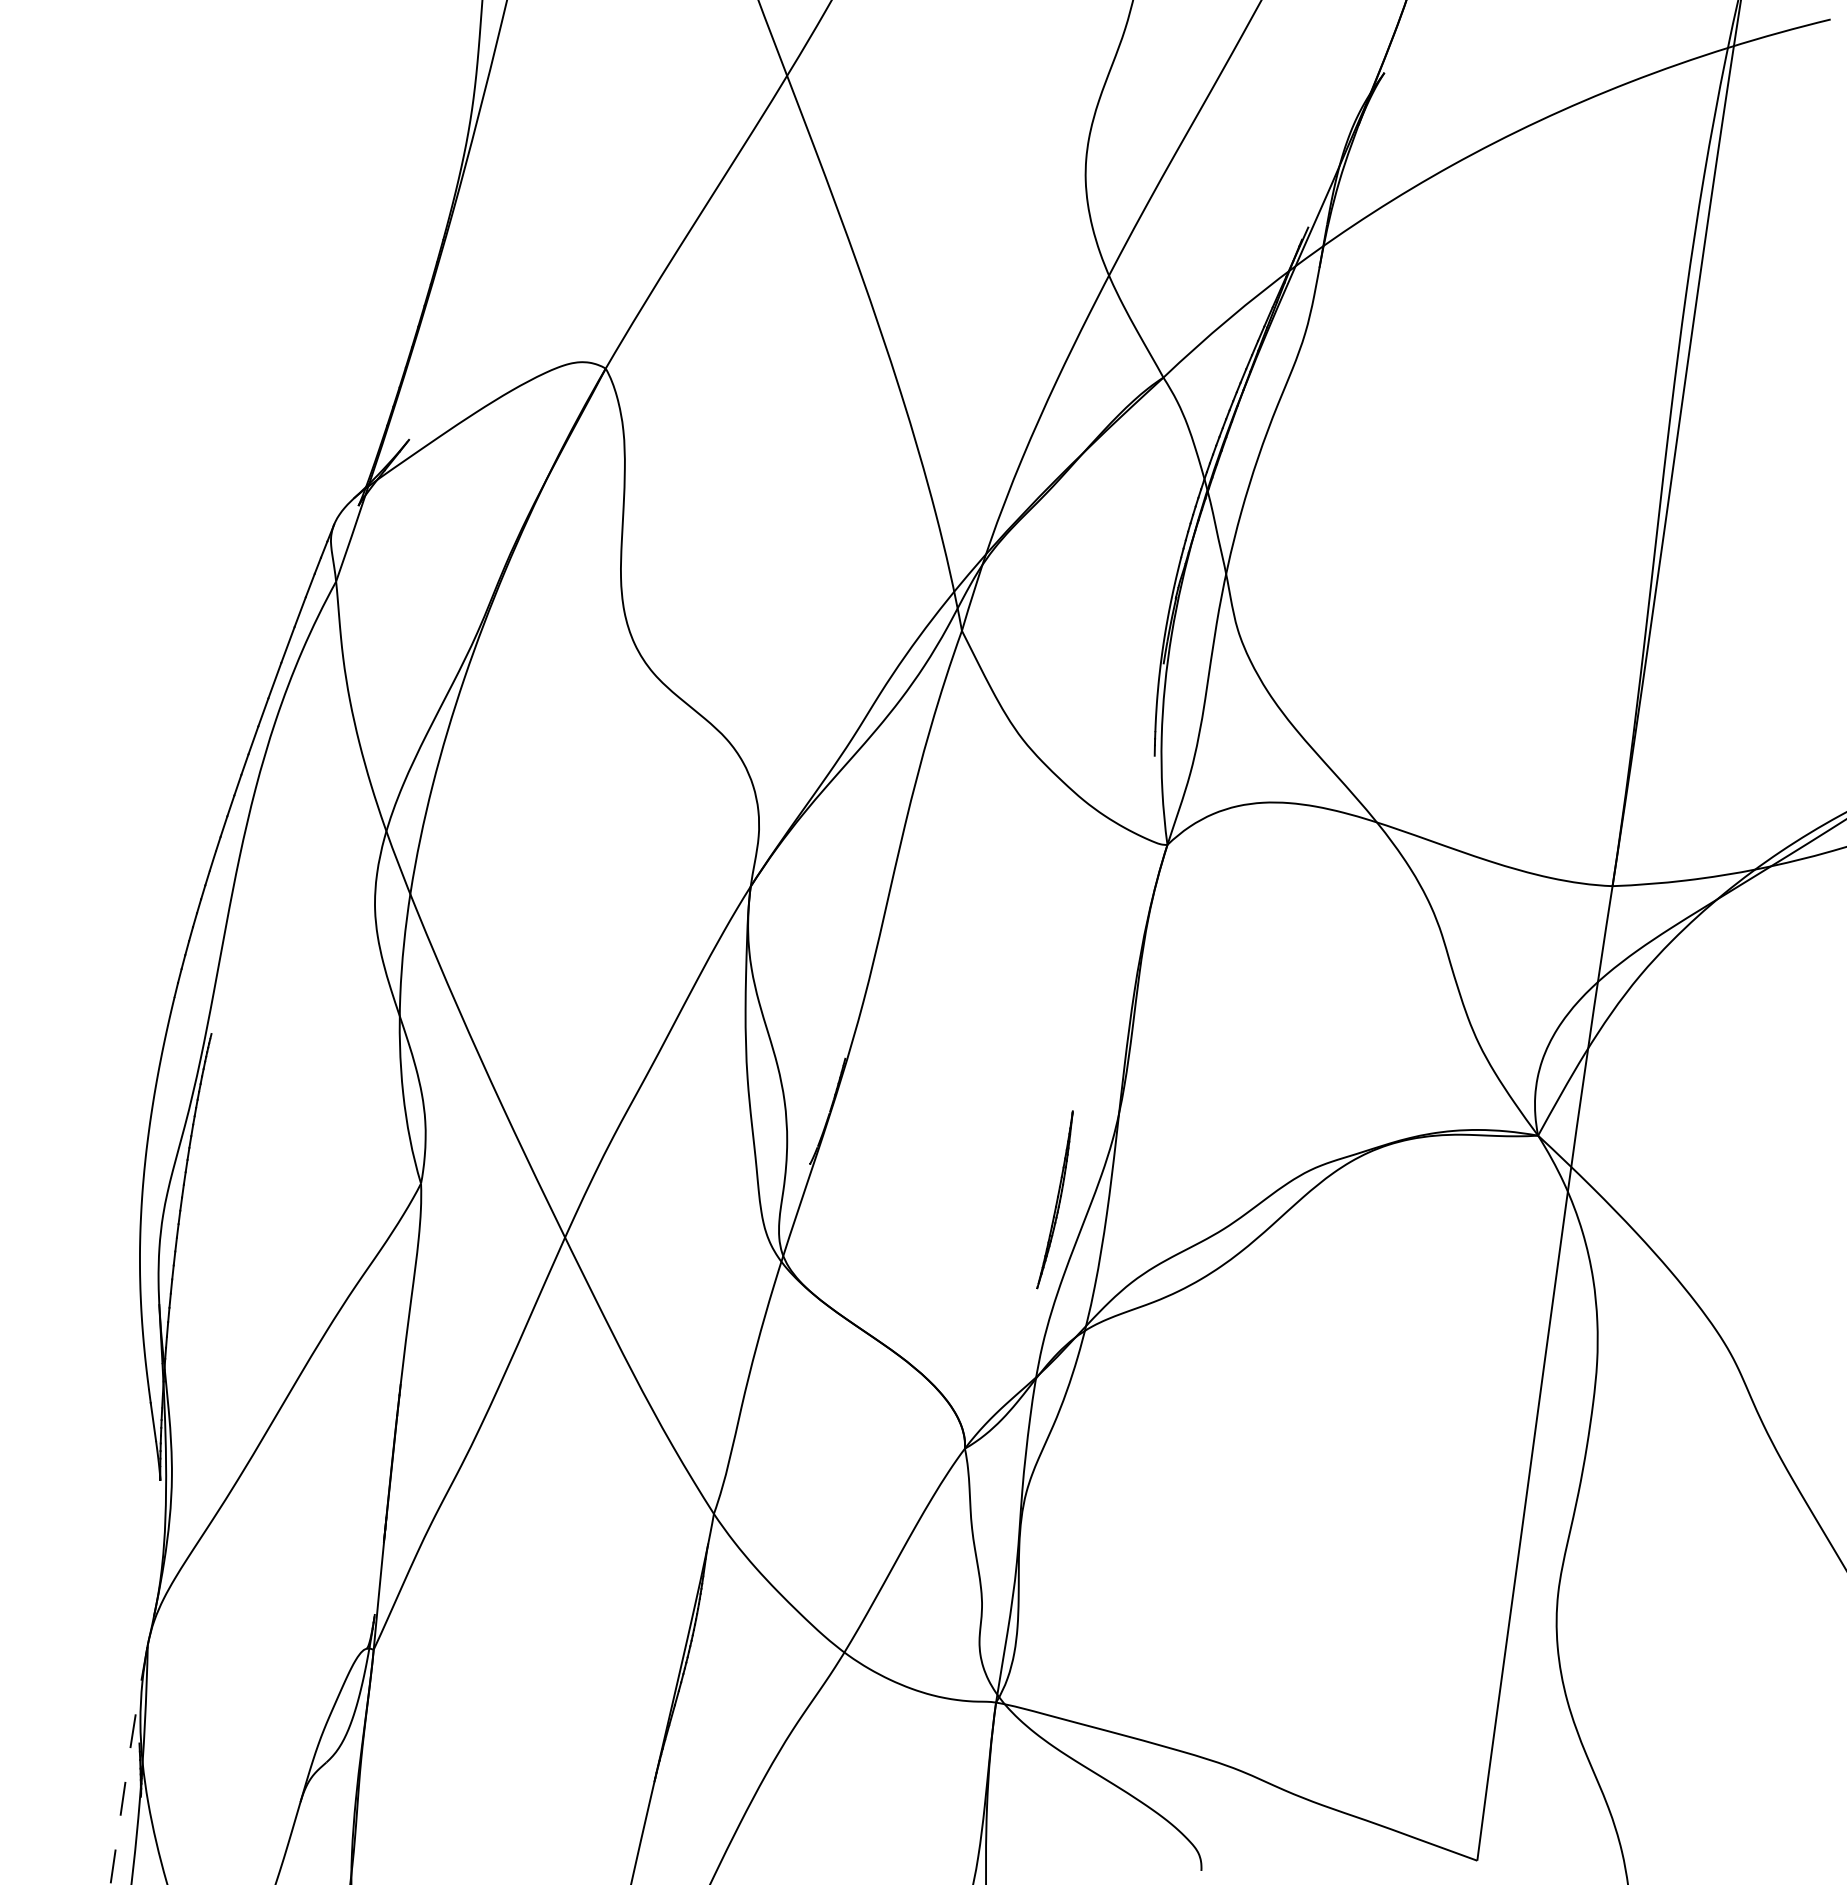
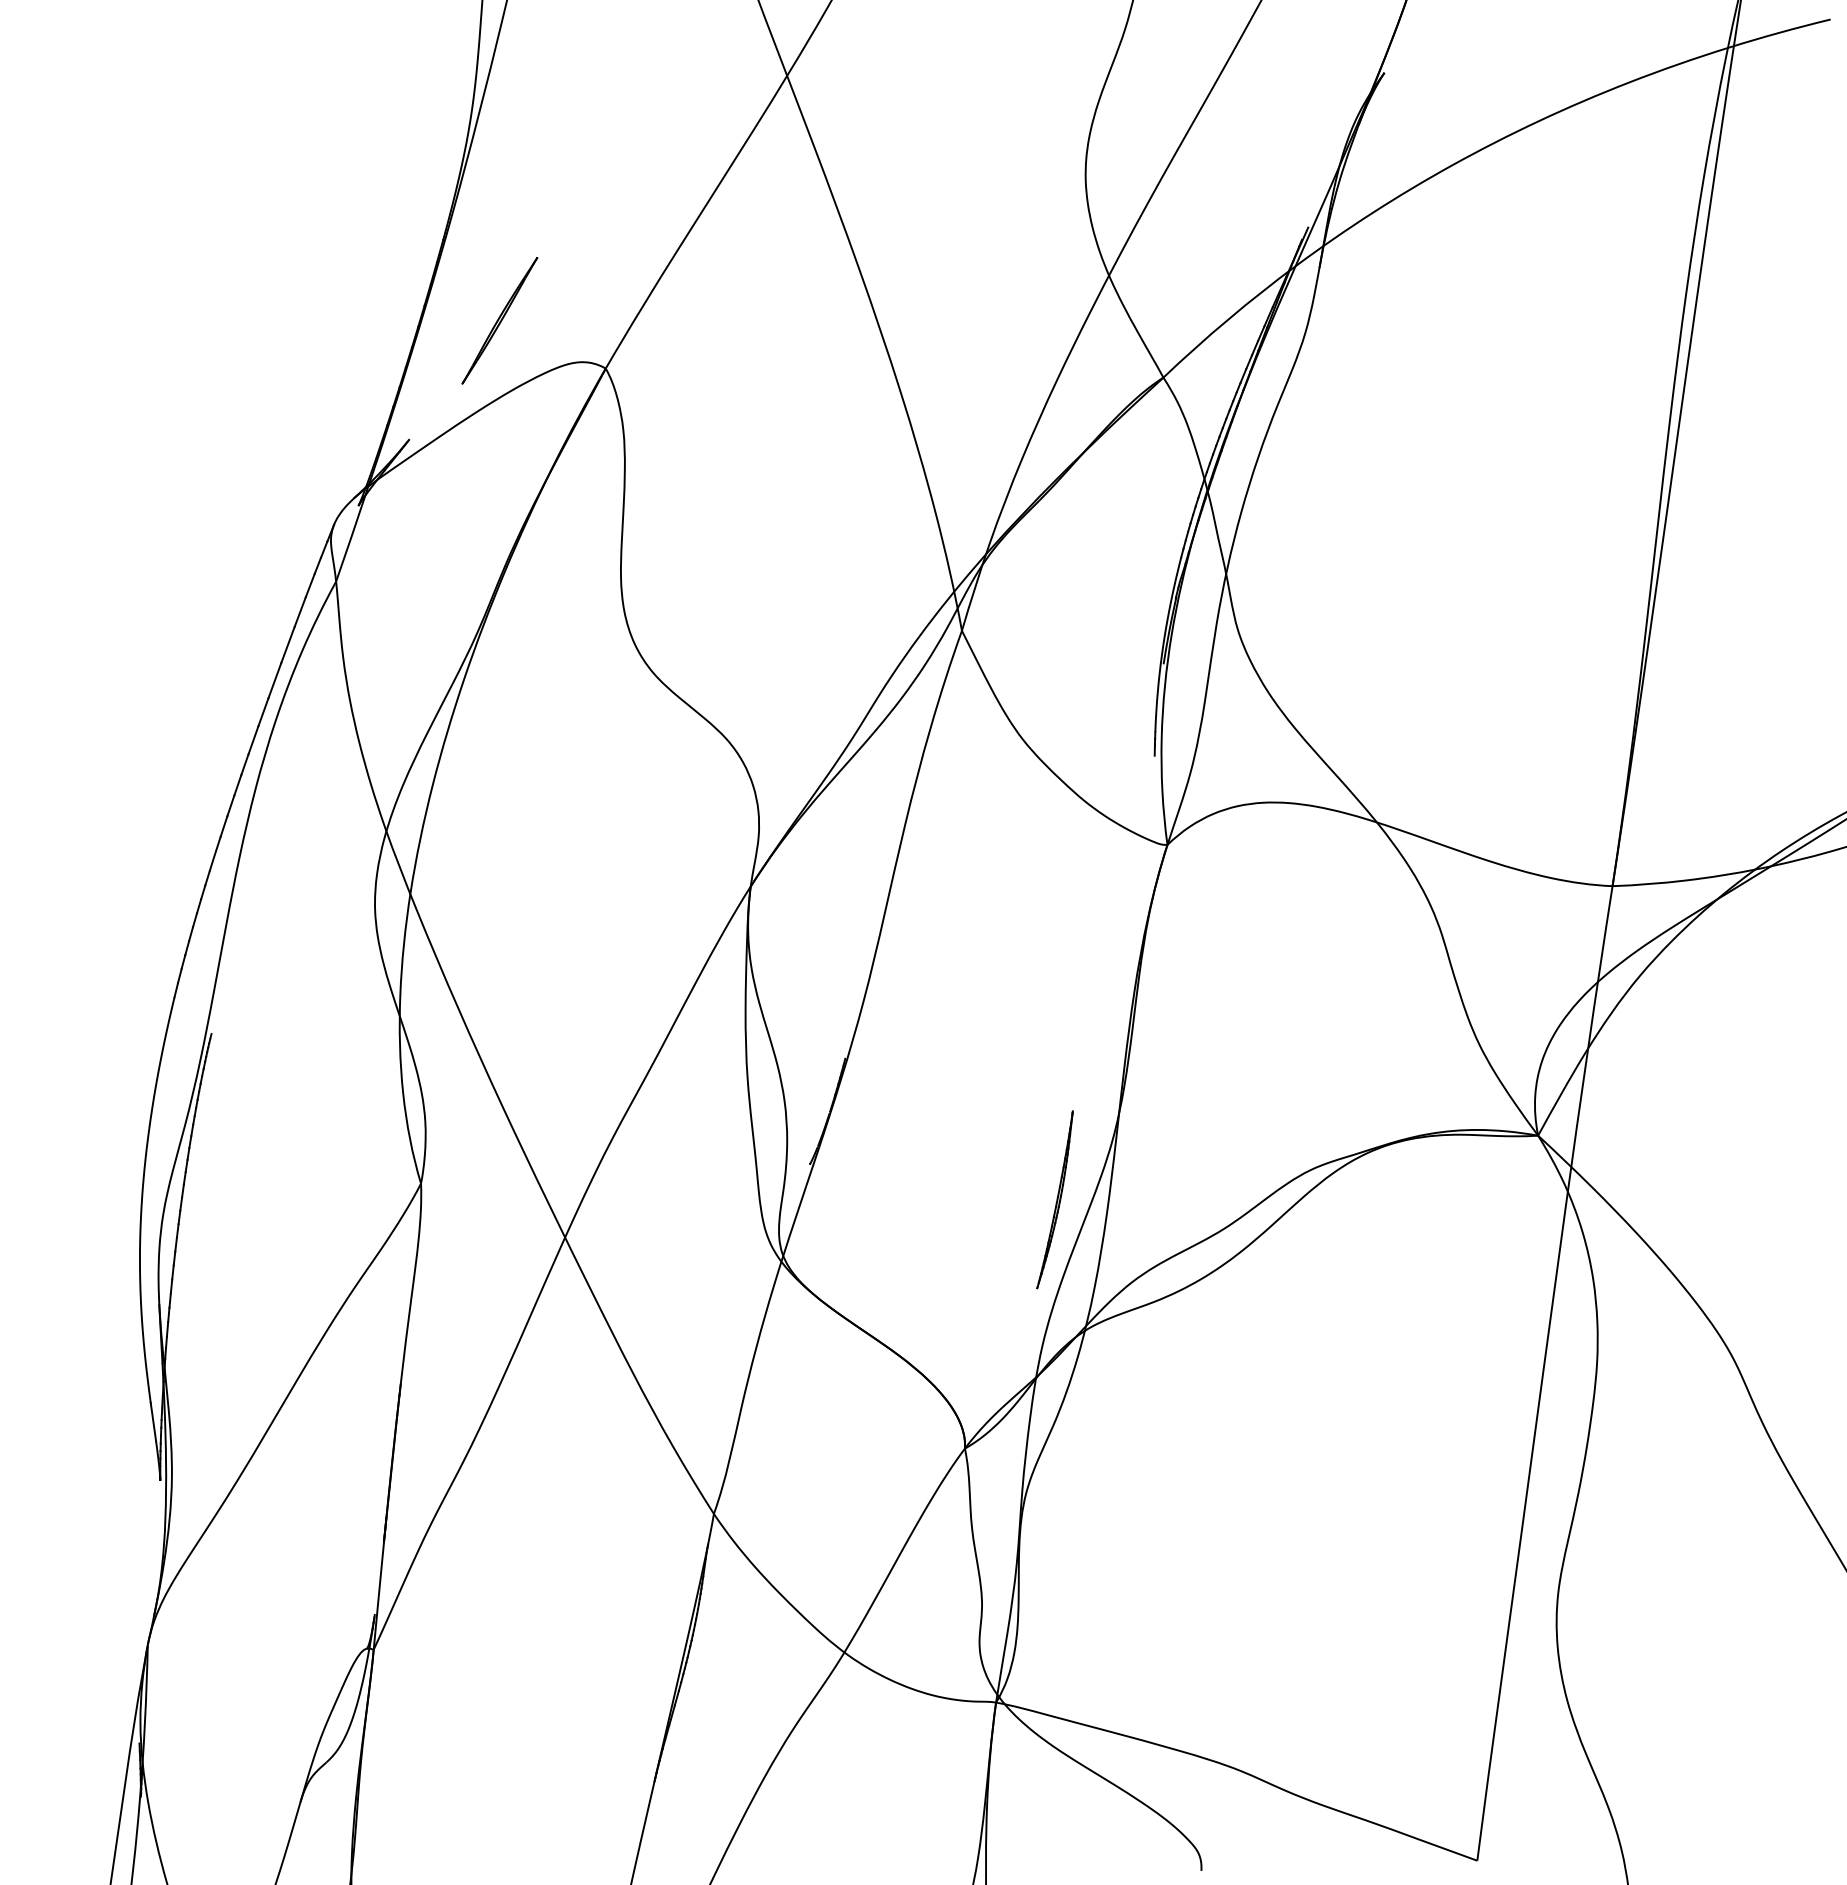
part: none -> present (499, 320)
line: dashed -> solid (128, 1764)
